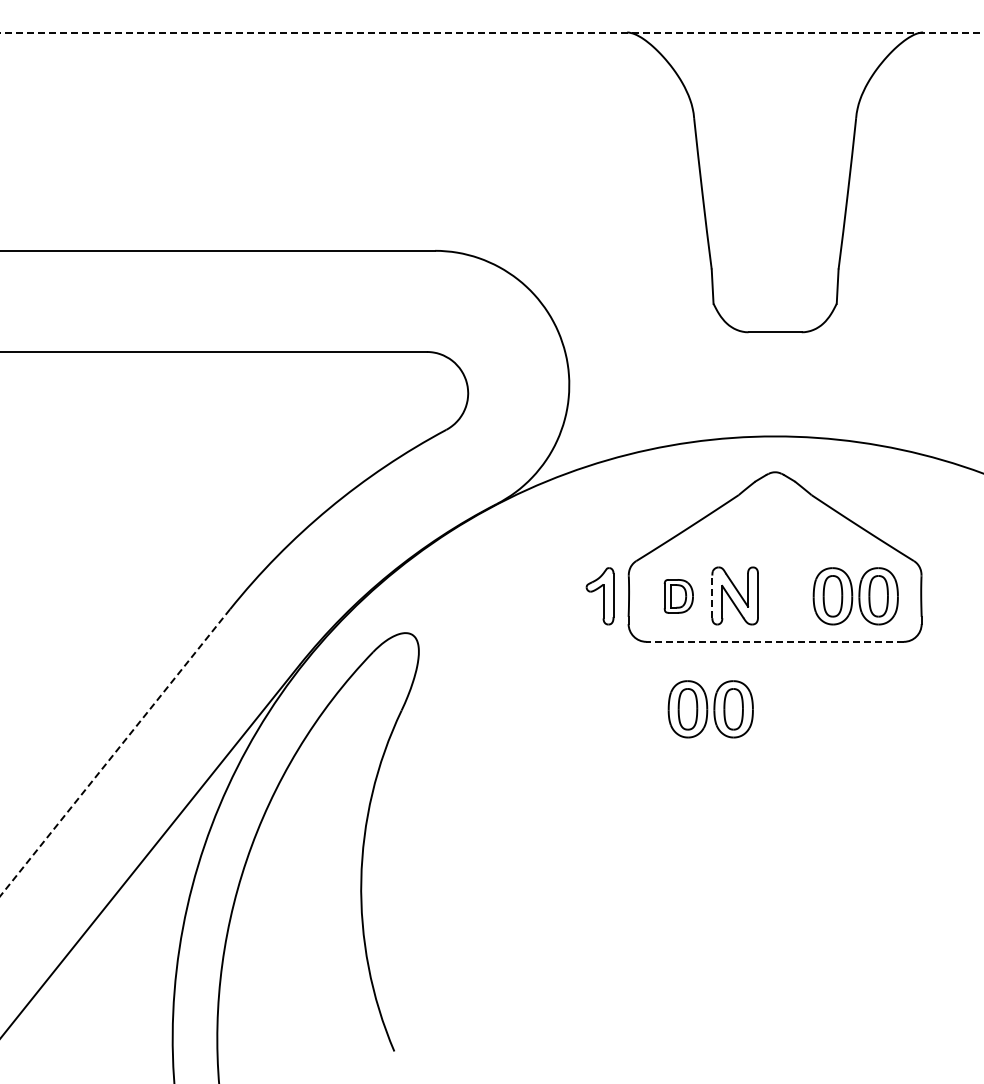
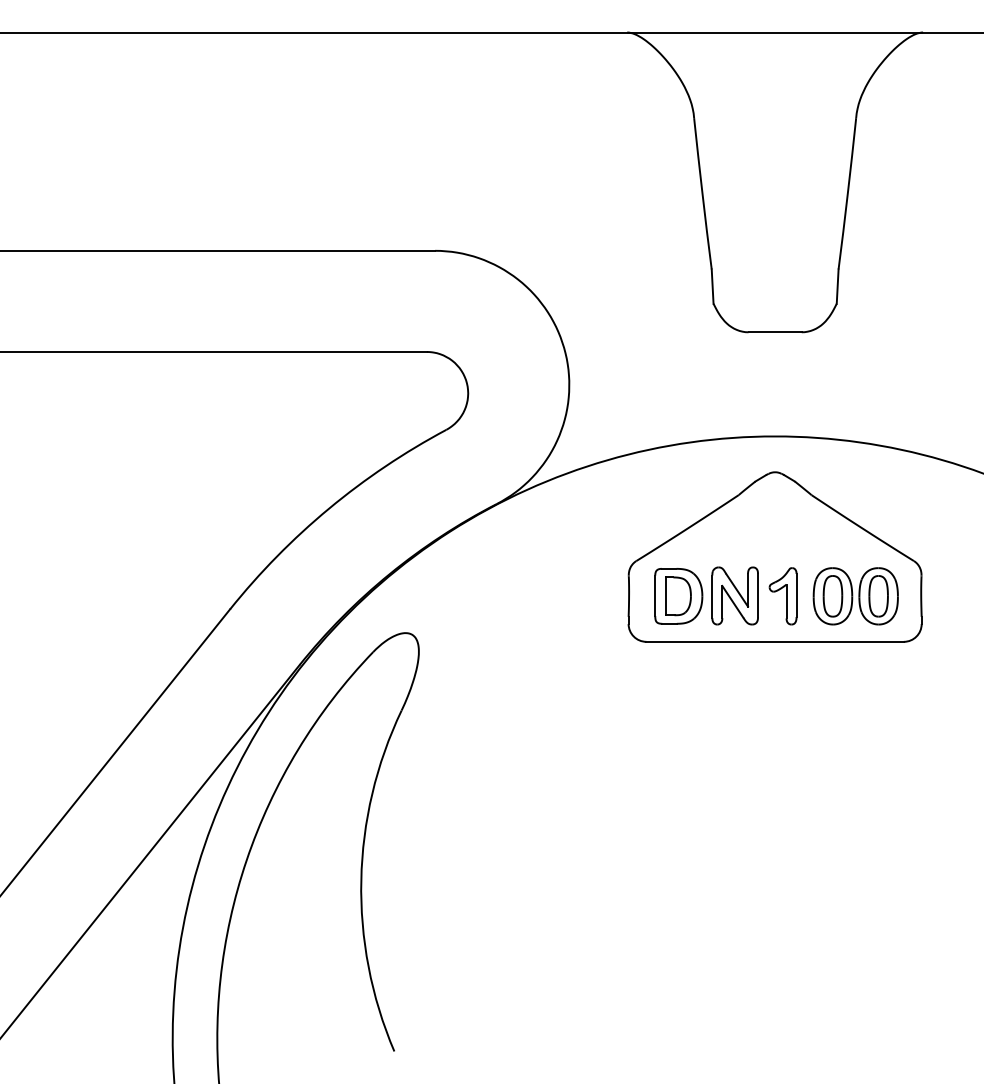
line: dashed -> solid (492, 32)
part position: (599, 596) -> (782, 596) (782, 596)
part size: 31x35 px -> 50x57 px (678, 596)
line: dashed -> solid (712, 596)
line: dashed -> solid (775, 641)
part: present -> none (710, 709)
line: dashed -> solid (115, 752)
